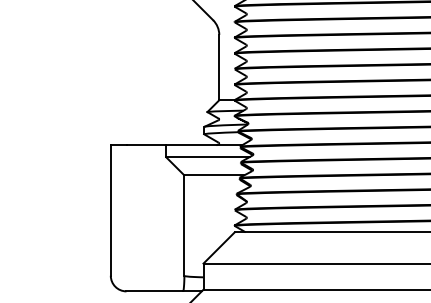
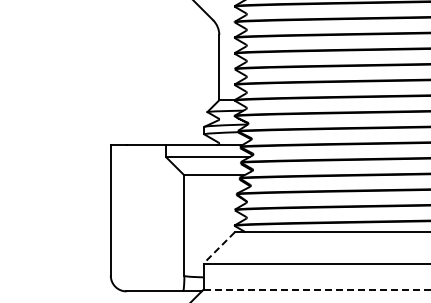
line: solid -> dashed (218, 248)
line: solid -> dashed (317, 289)
